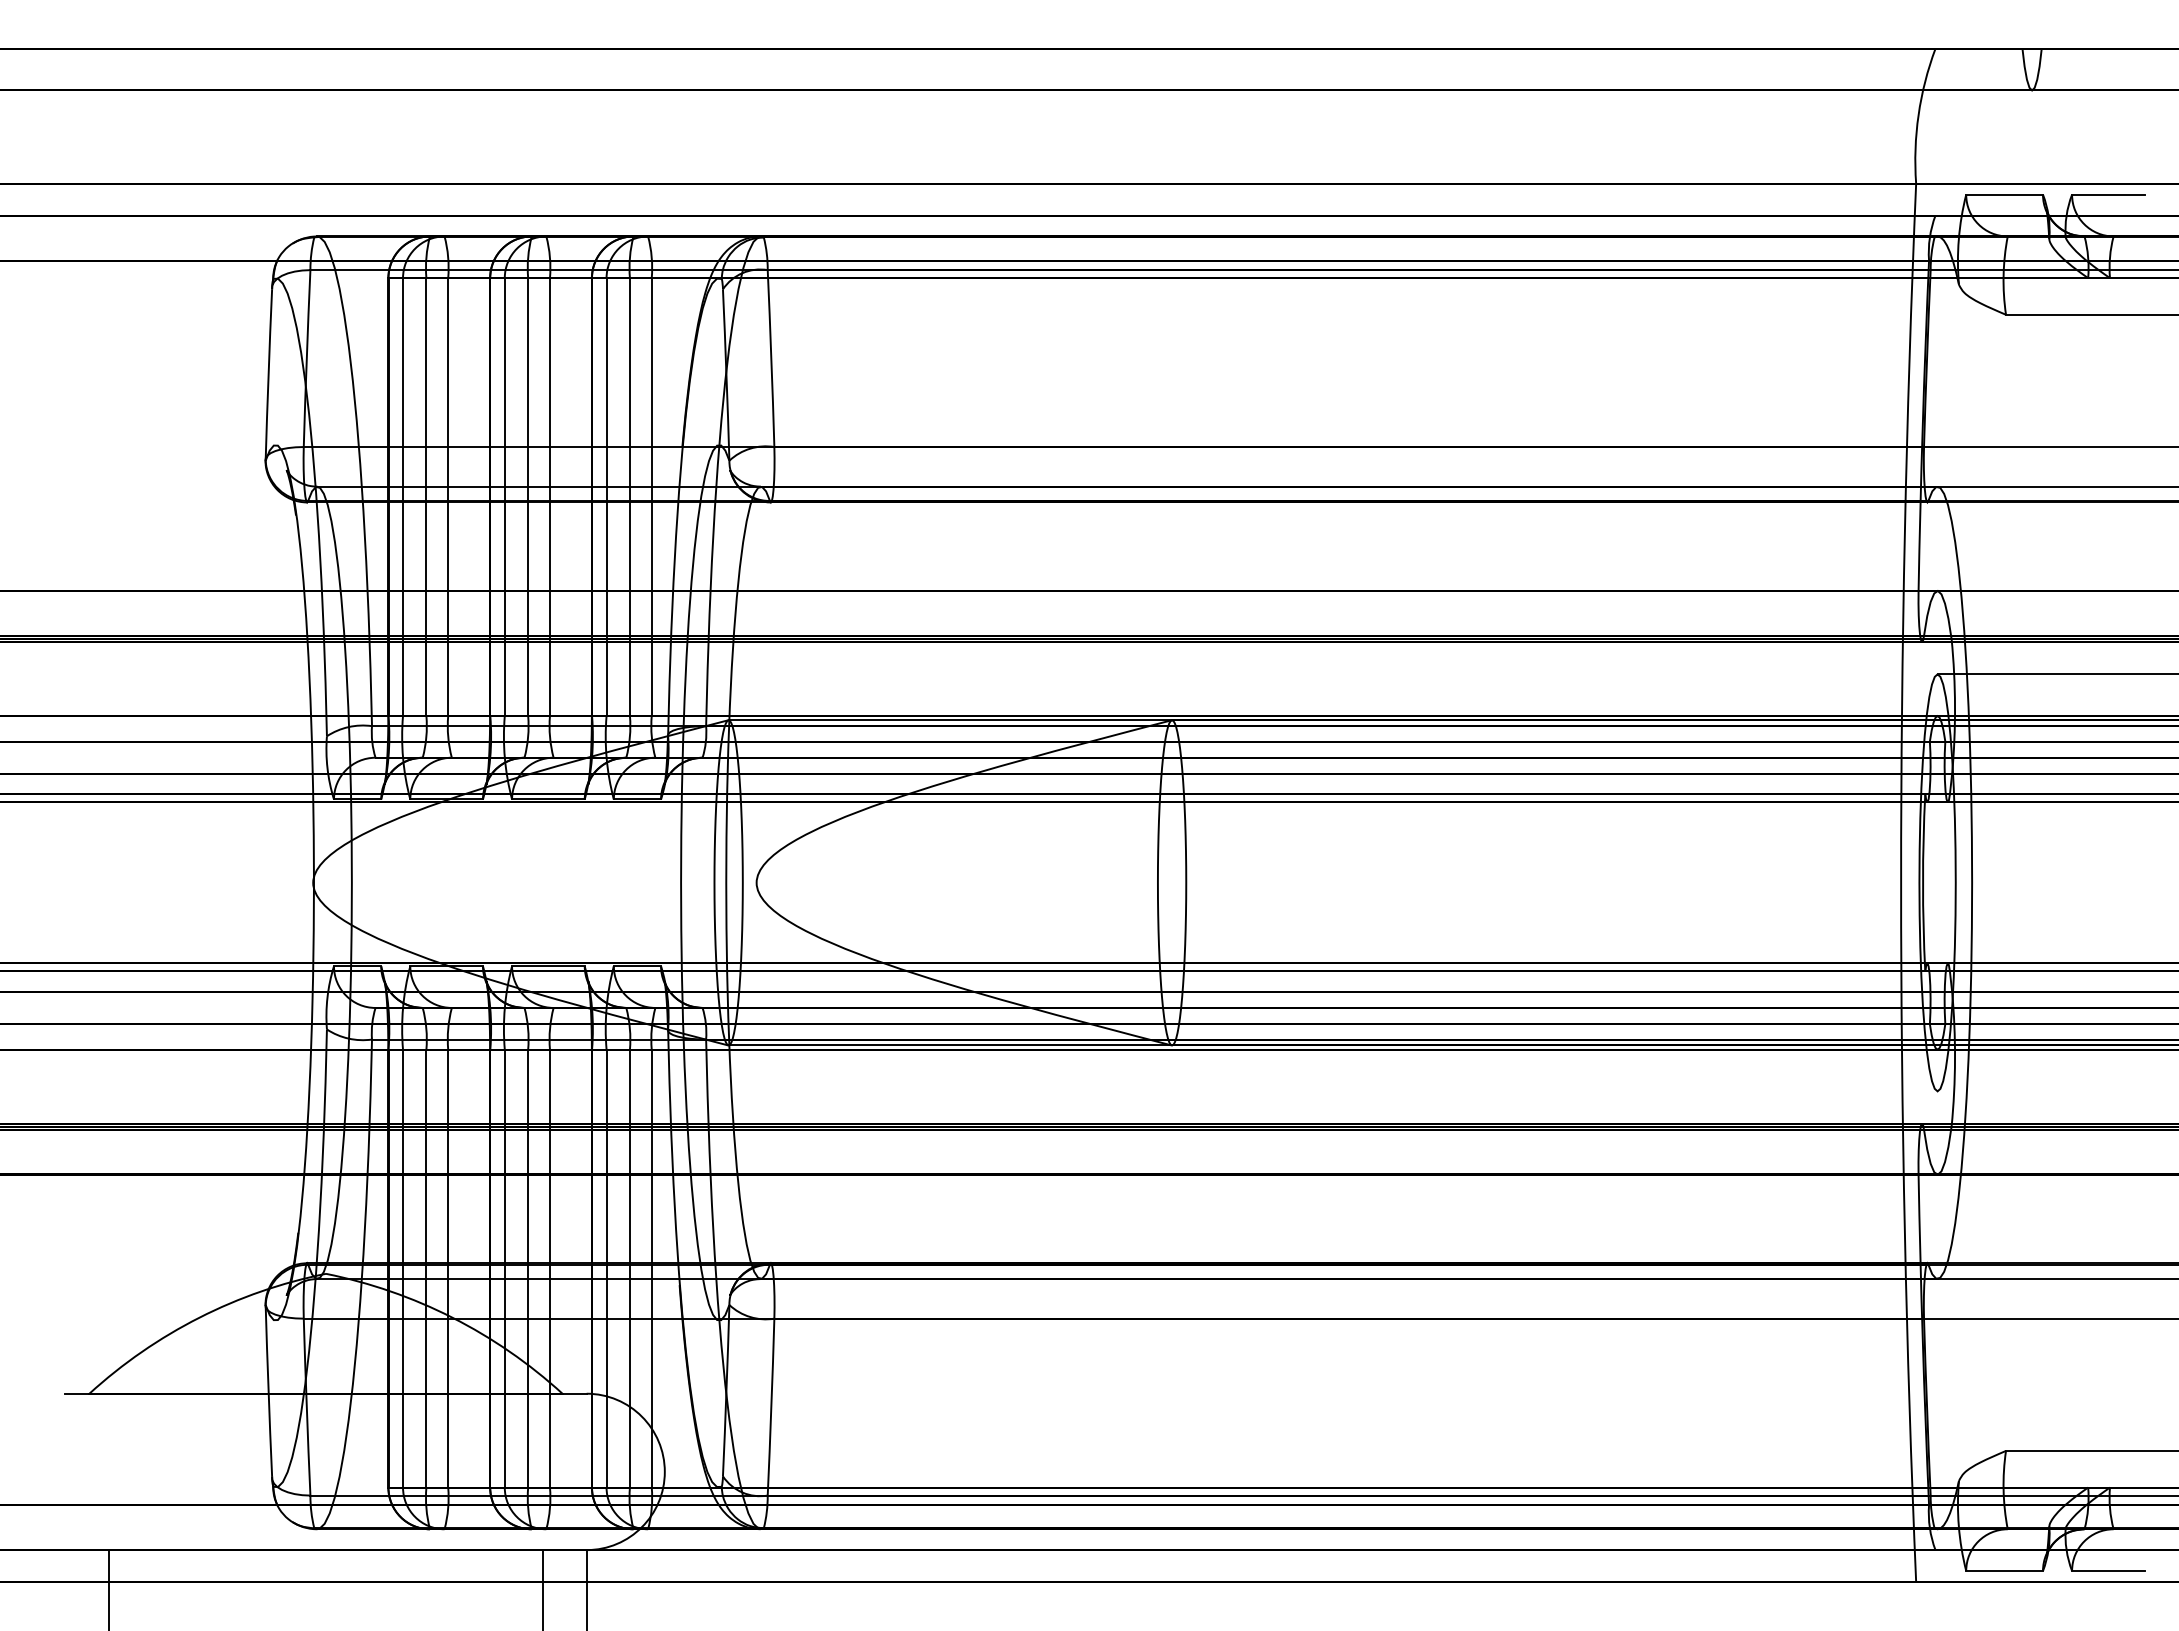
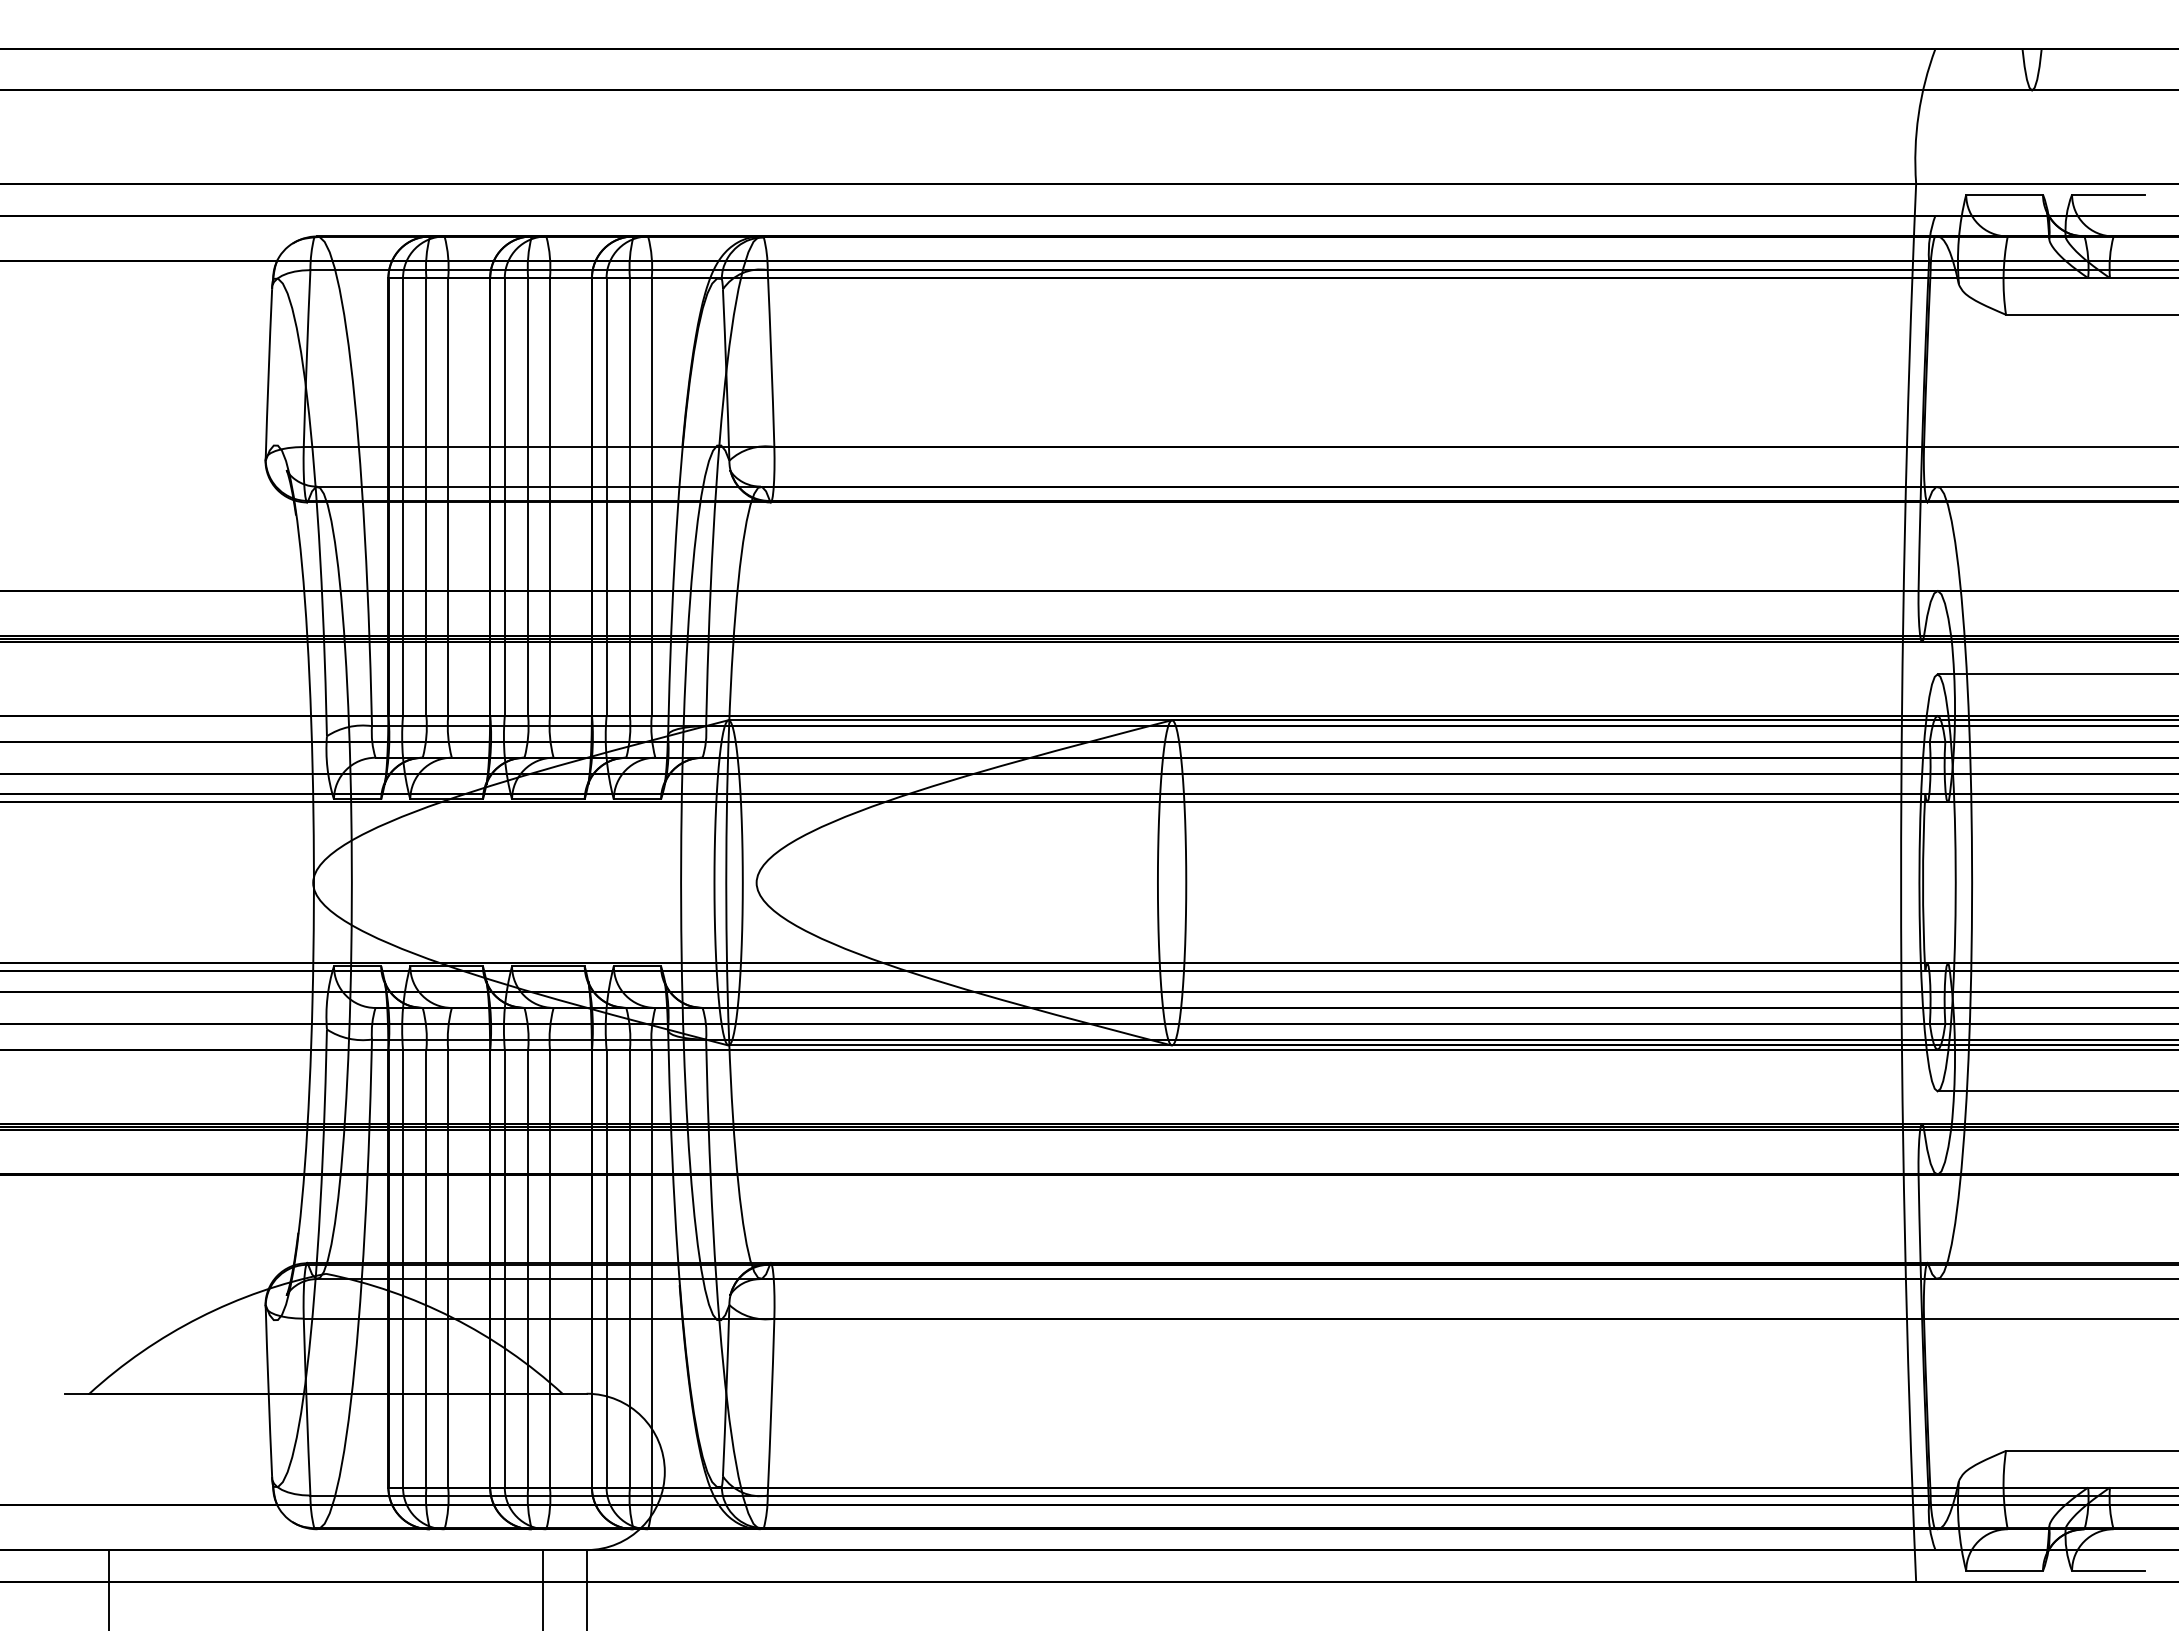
line: none -> present (2056, 1091)
